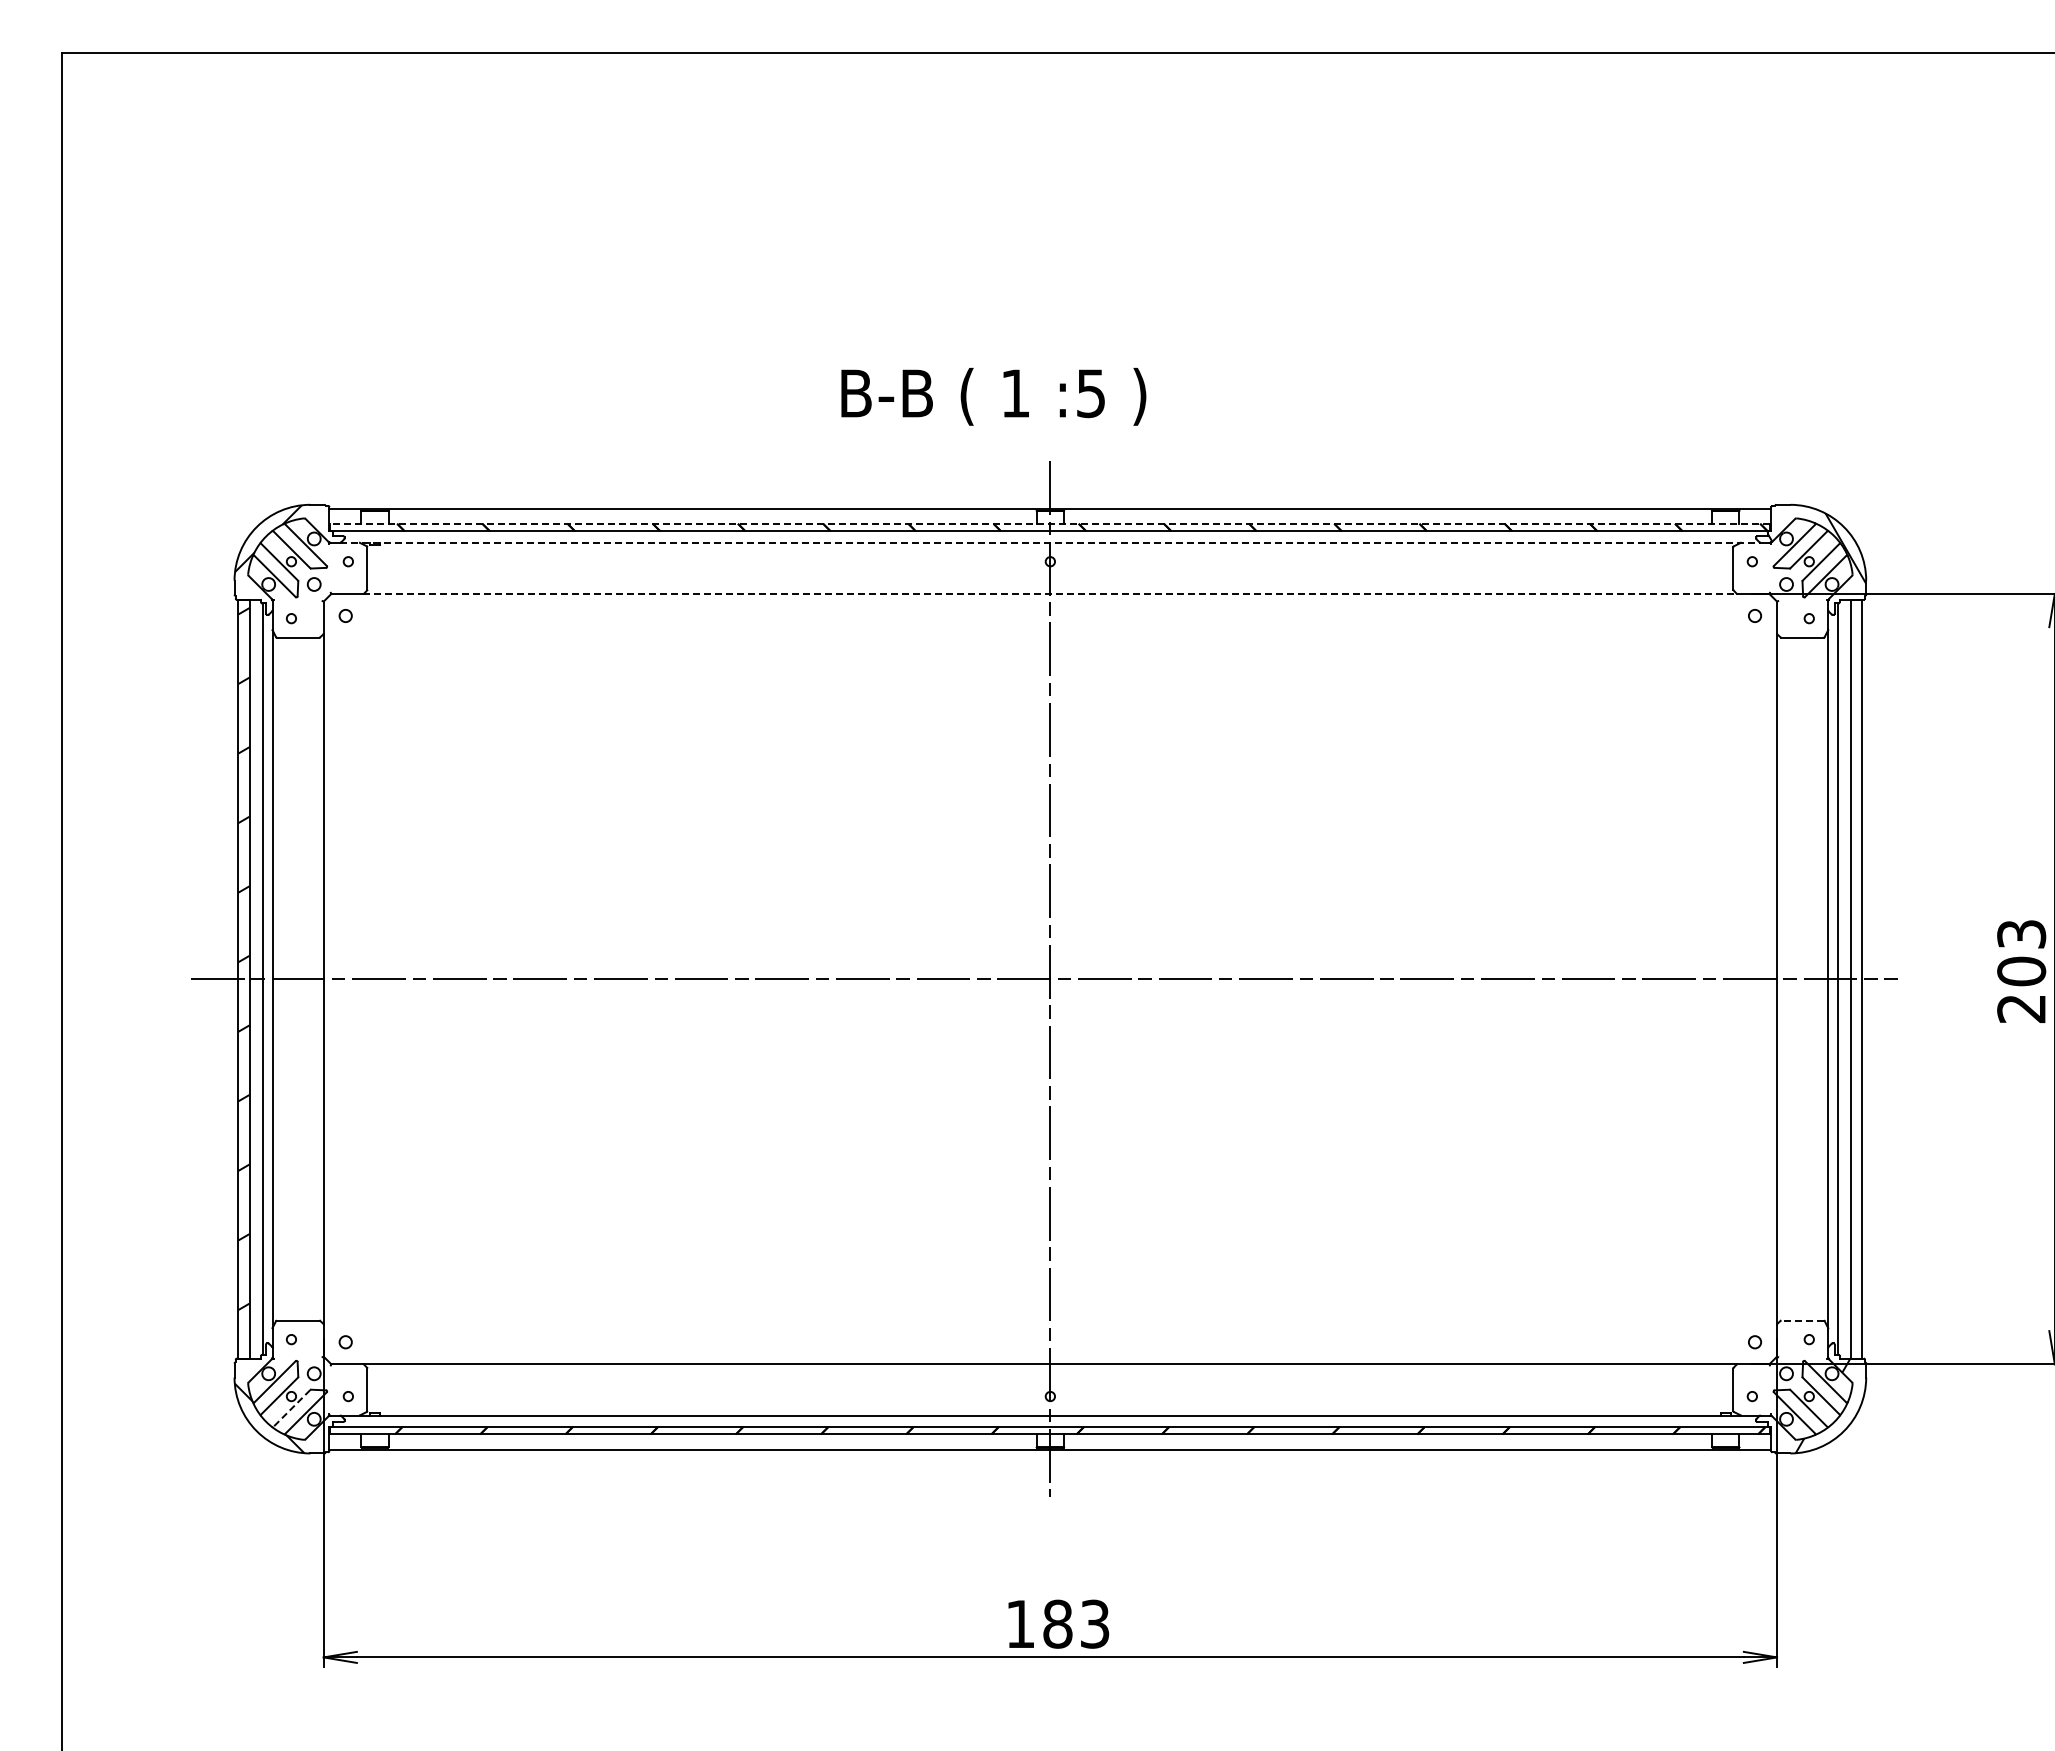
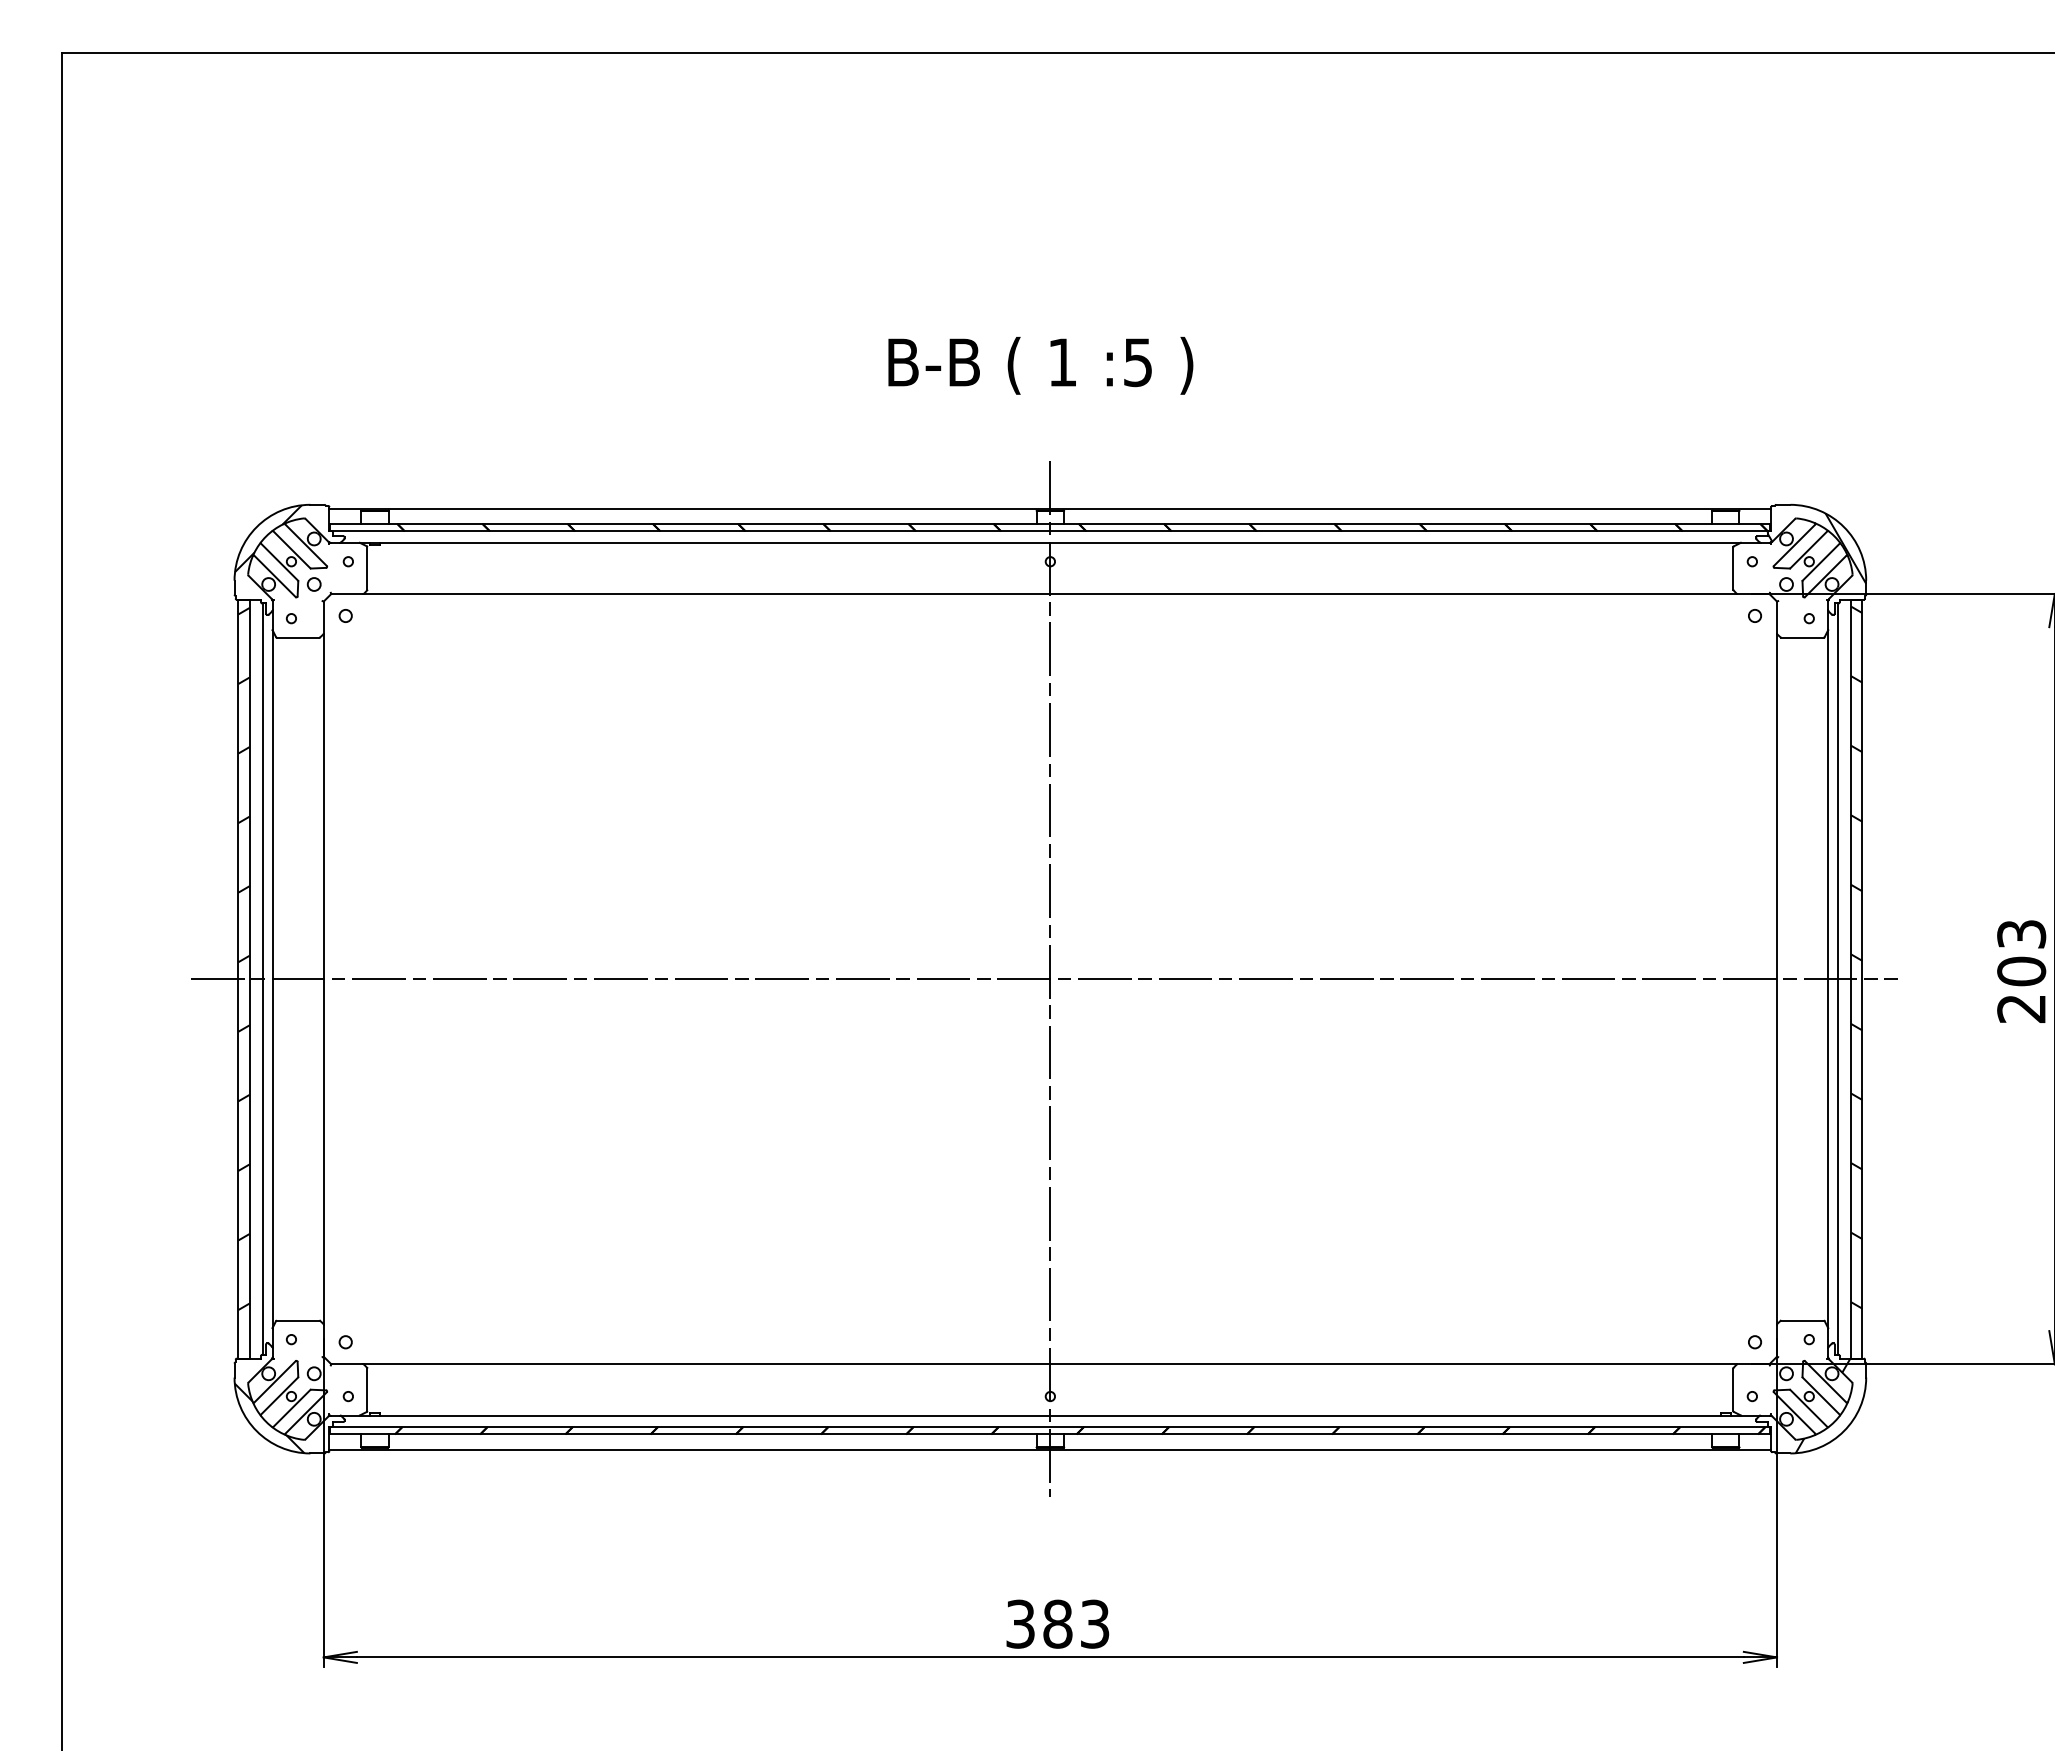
text position: (993, 396) -> (1040, 365) (1040, 365)
line: dashed -> solid (1049, 523)
line: dashed -> solid (1050, 542)
line: dashed -> solid (1050, 593)
hatch: none -> present (1856, 957)
line: dashed -> solid (1802, 1320)
line: dashed -> solid (291, 1408)
text: 183 -> 383 (1020, 1623)
